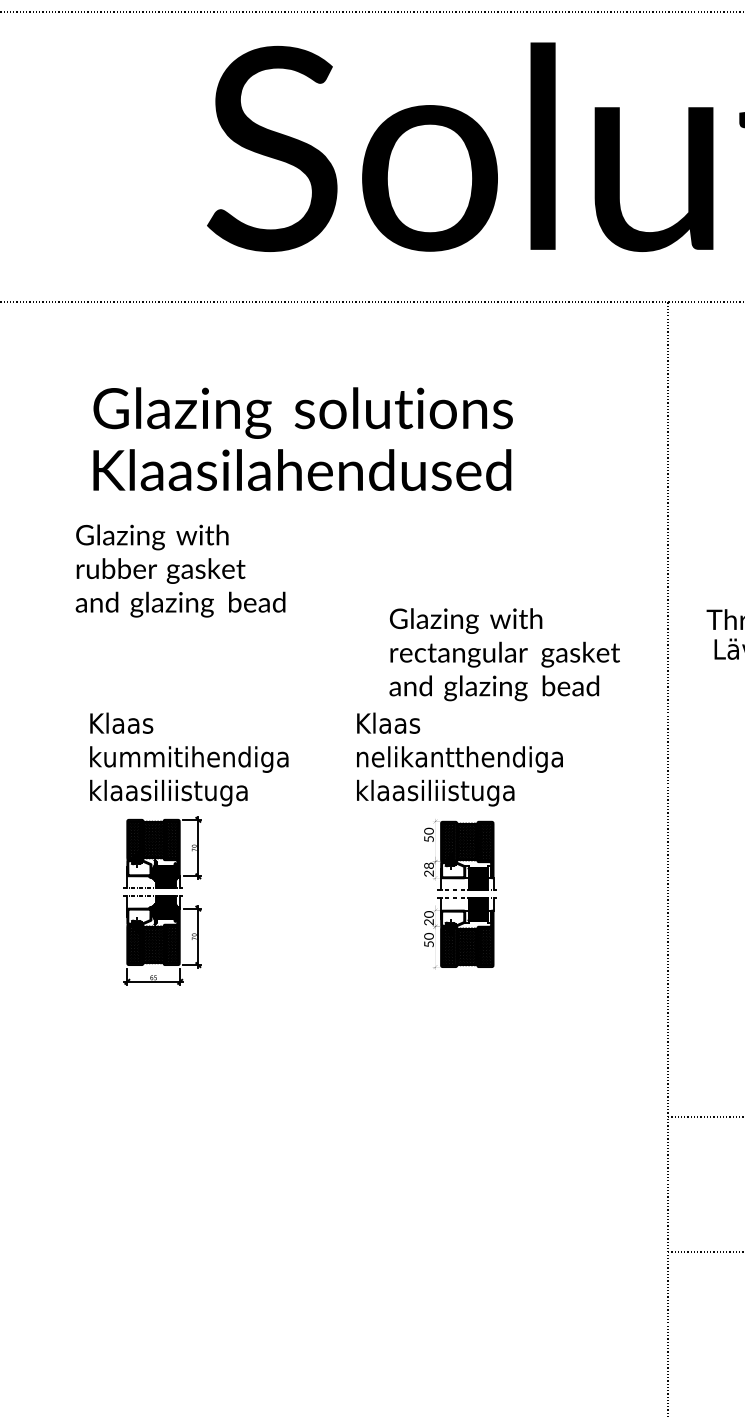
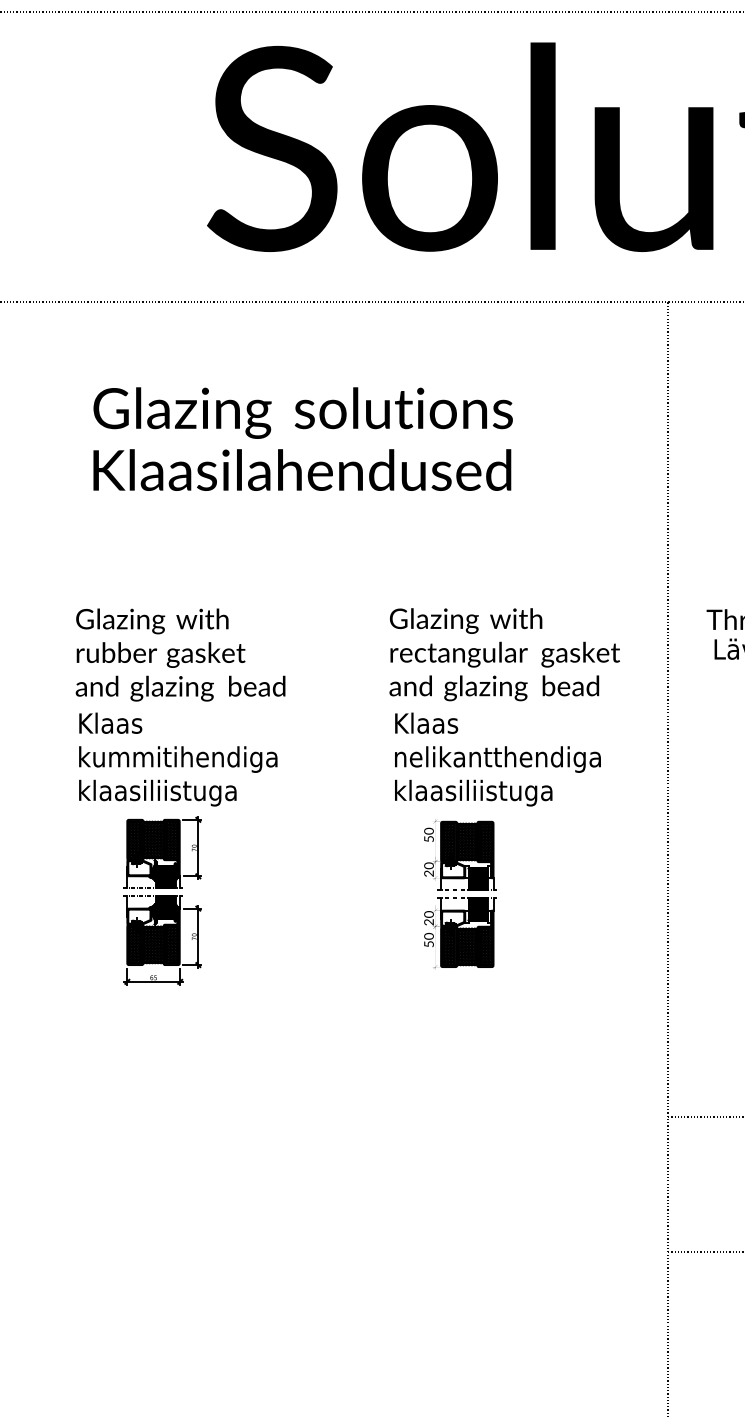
text position: (180, 570) -> (180, 654) (180, 654)
text position: (189, 759) -> (178, 759) (178, 759)
text position: (459, 759) -> (497, 759) (497, 759)
text: 28 -> 20 (429, 865)
